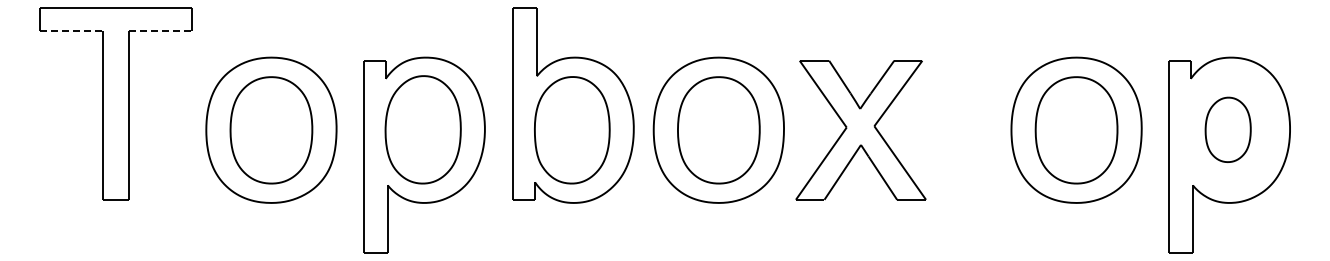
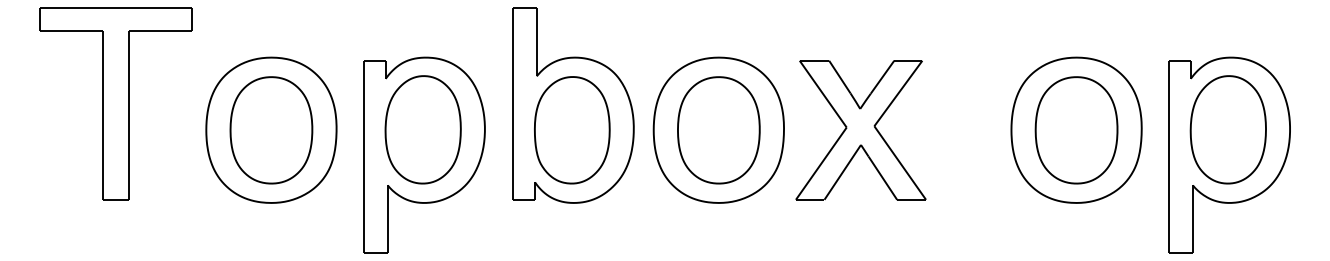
line: dashed -> solid (71, 30)
line: dashed -> solid (160, 30)
part size: 48x67 px -> 78x110 px (1227, 129)
